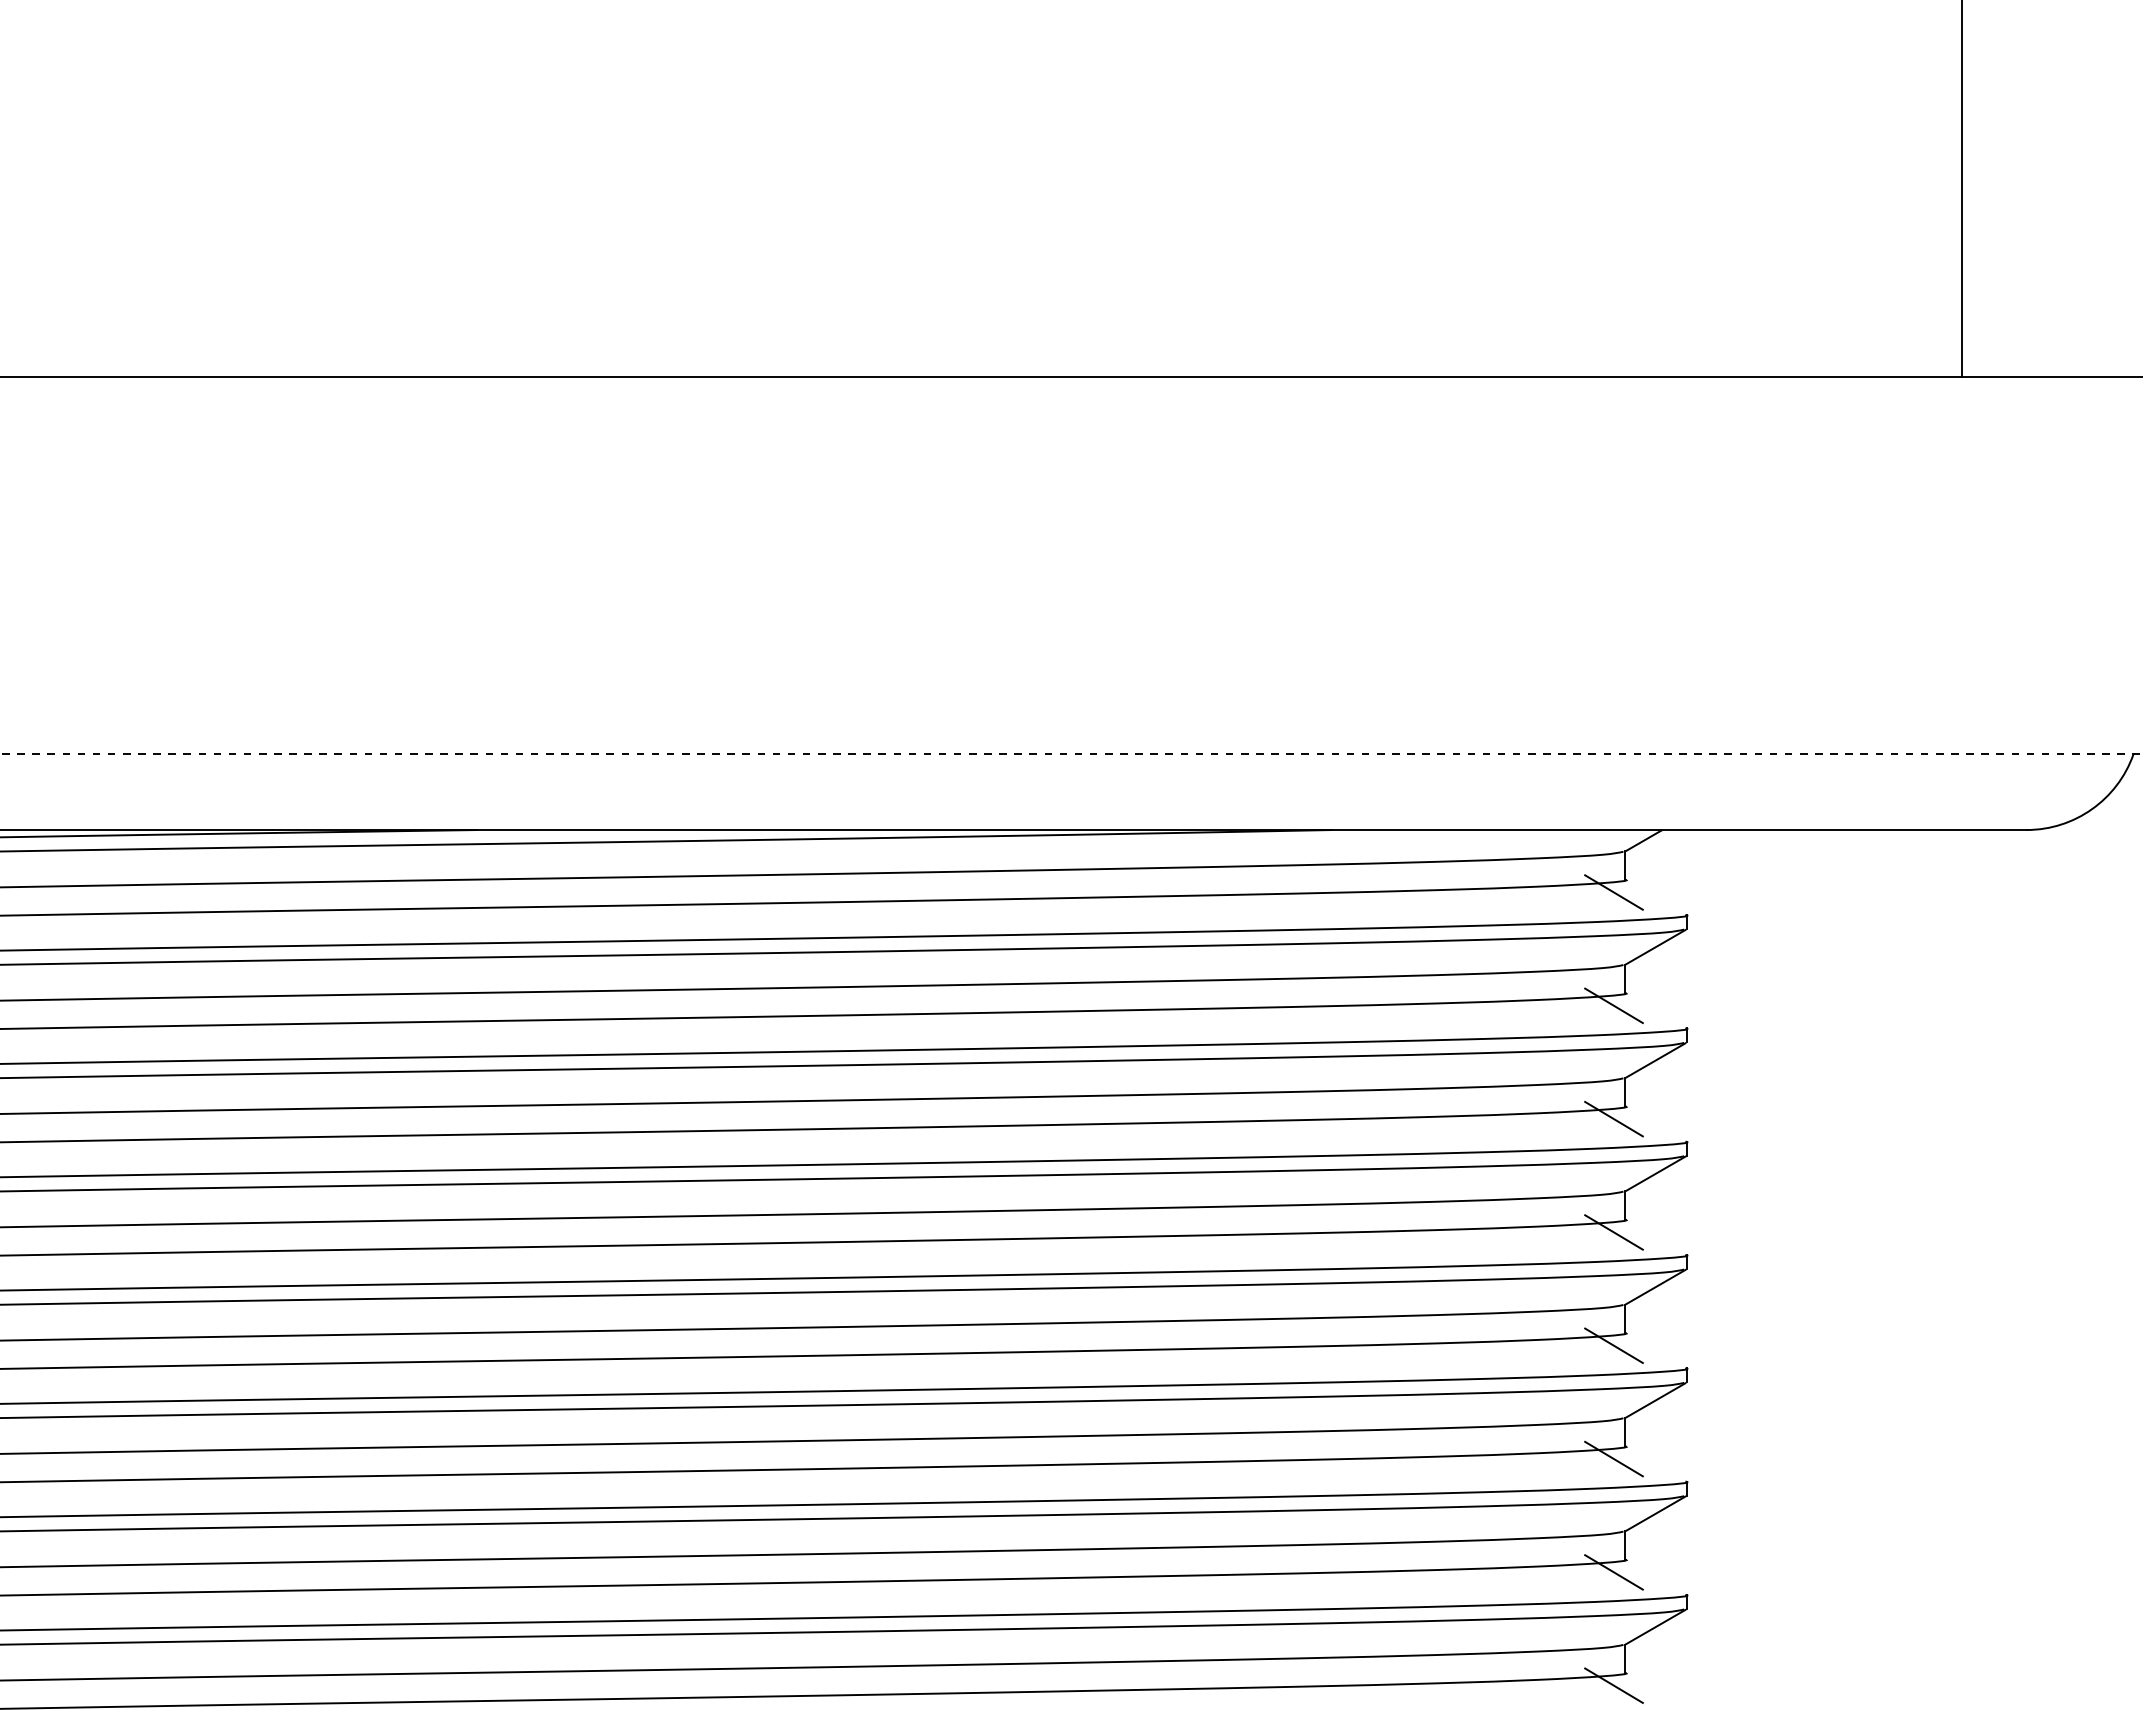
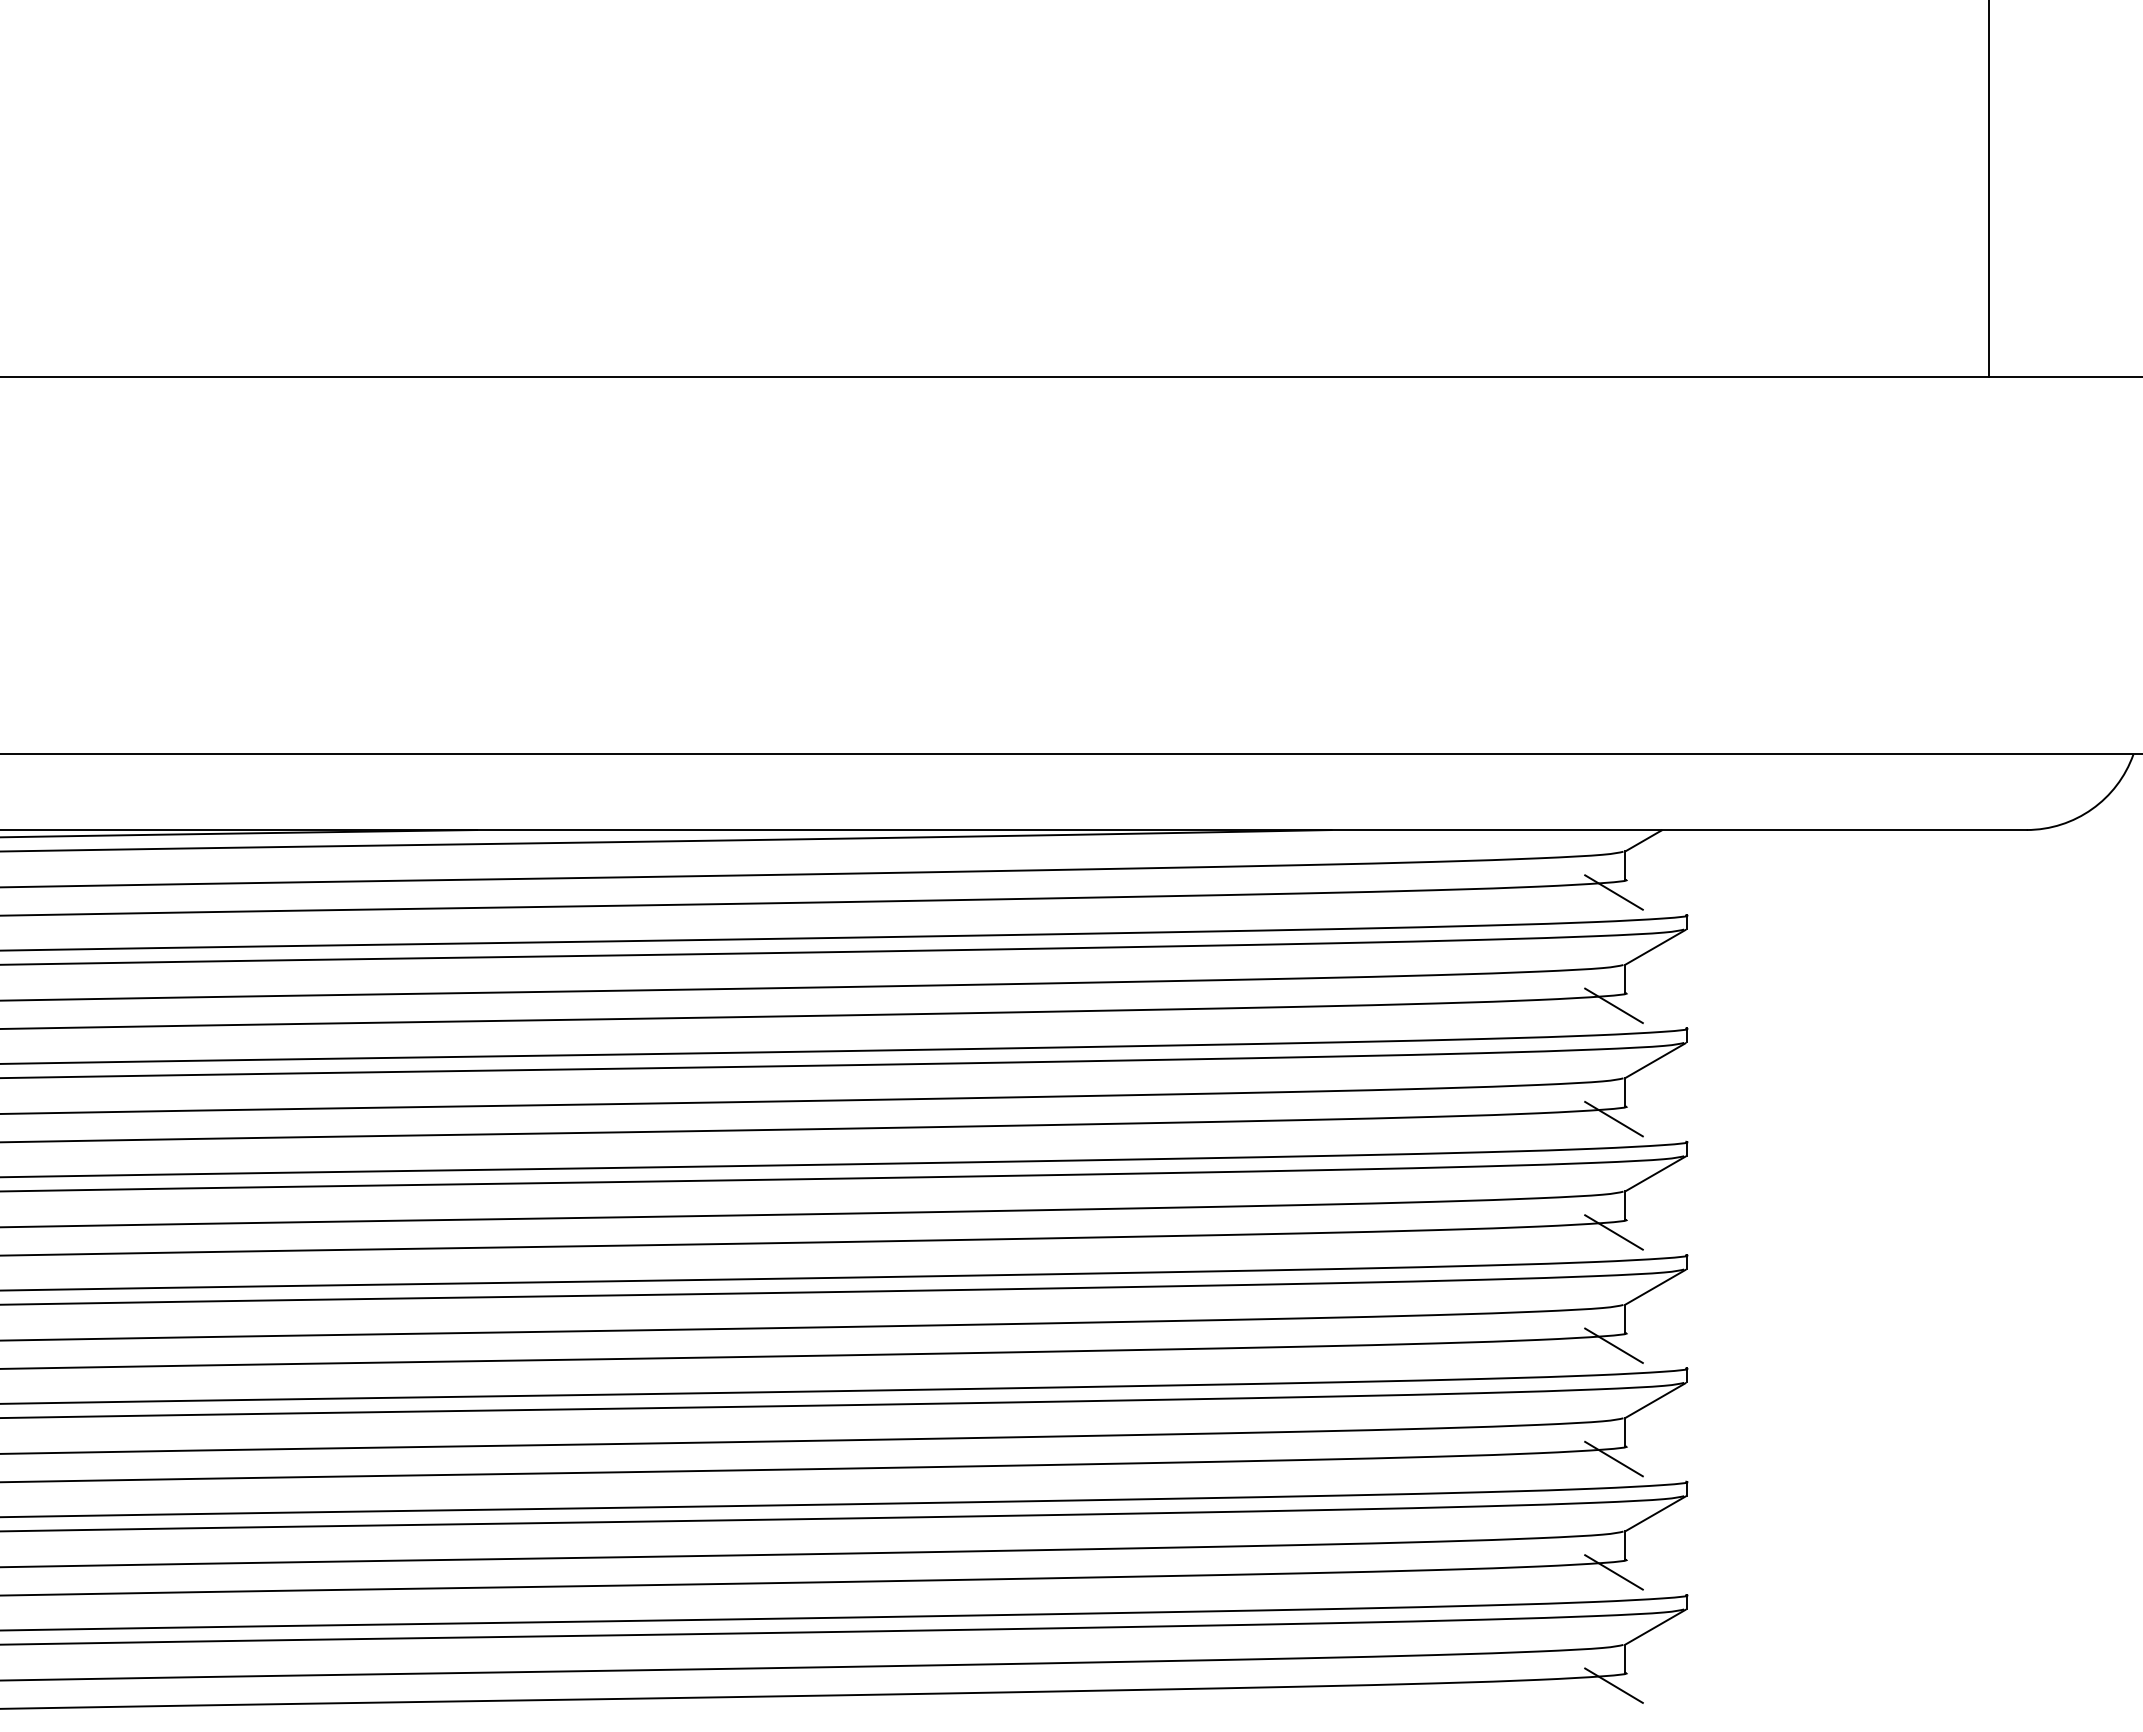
line position: (1961, 189) -> (1988, 189) (1988, 189)
line: dashed -> solid (1071, 754)
